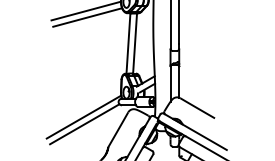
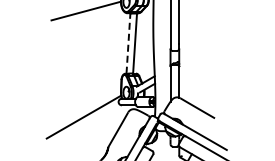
line: present -> none (87, 17)
line: solid -> dashed (128, 43)
line: present -> none (84, 124)
